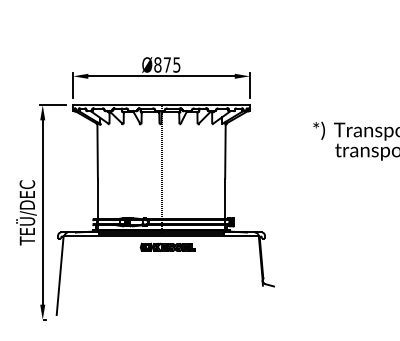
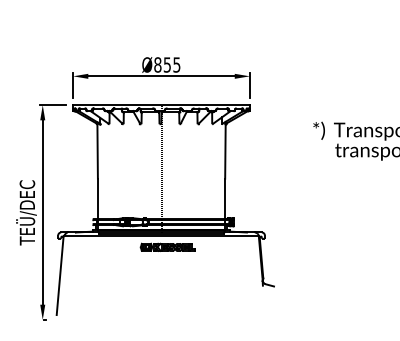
text: Ø875 -> Ø855 (166, 64)
